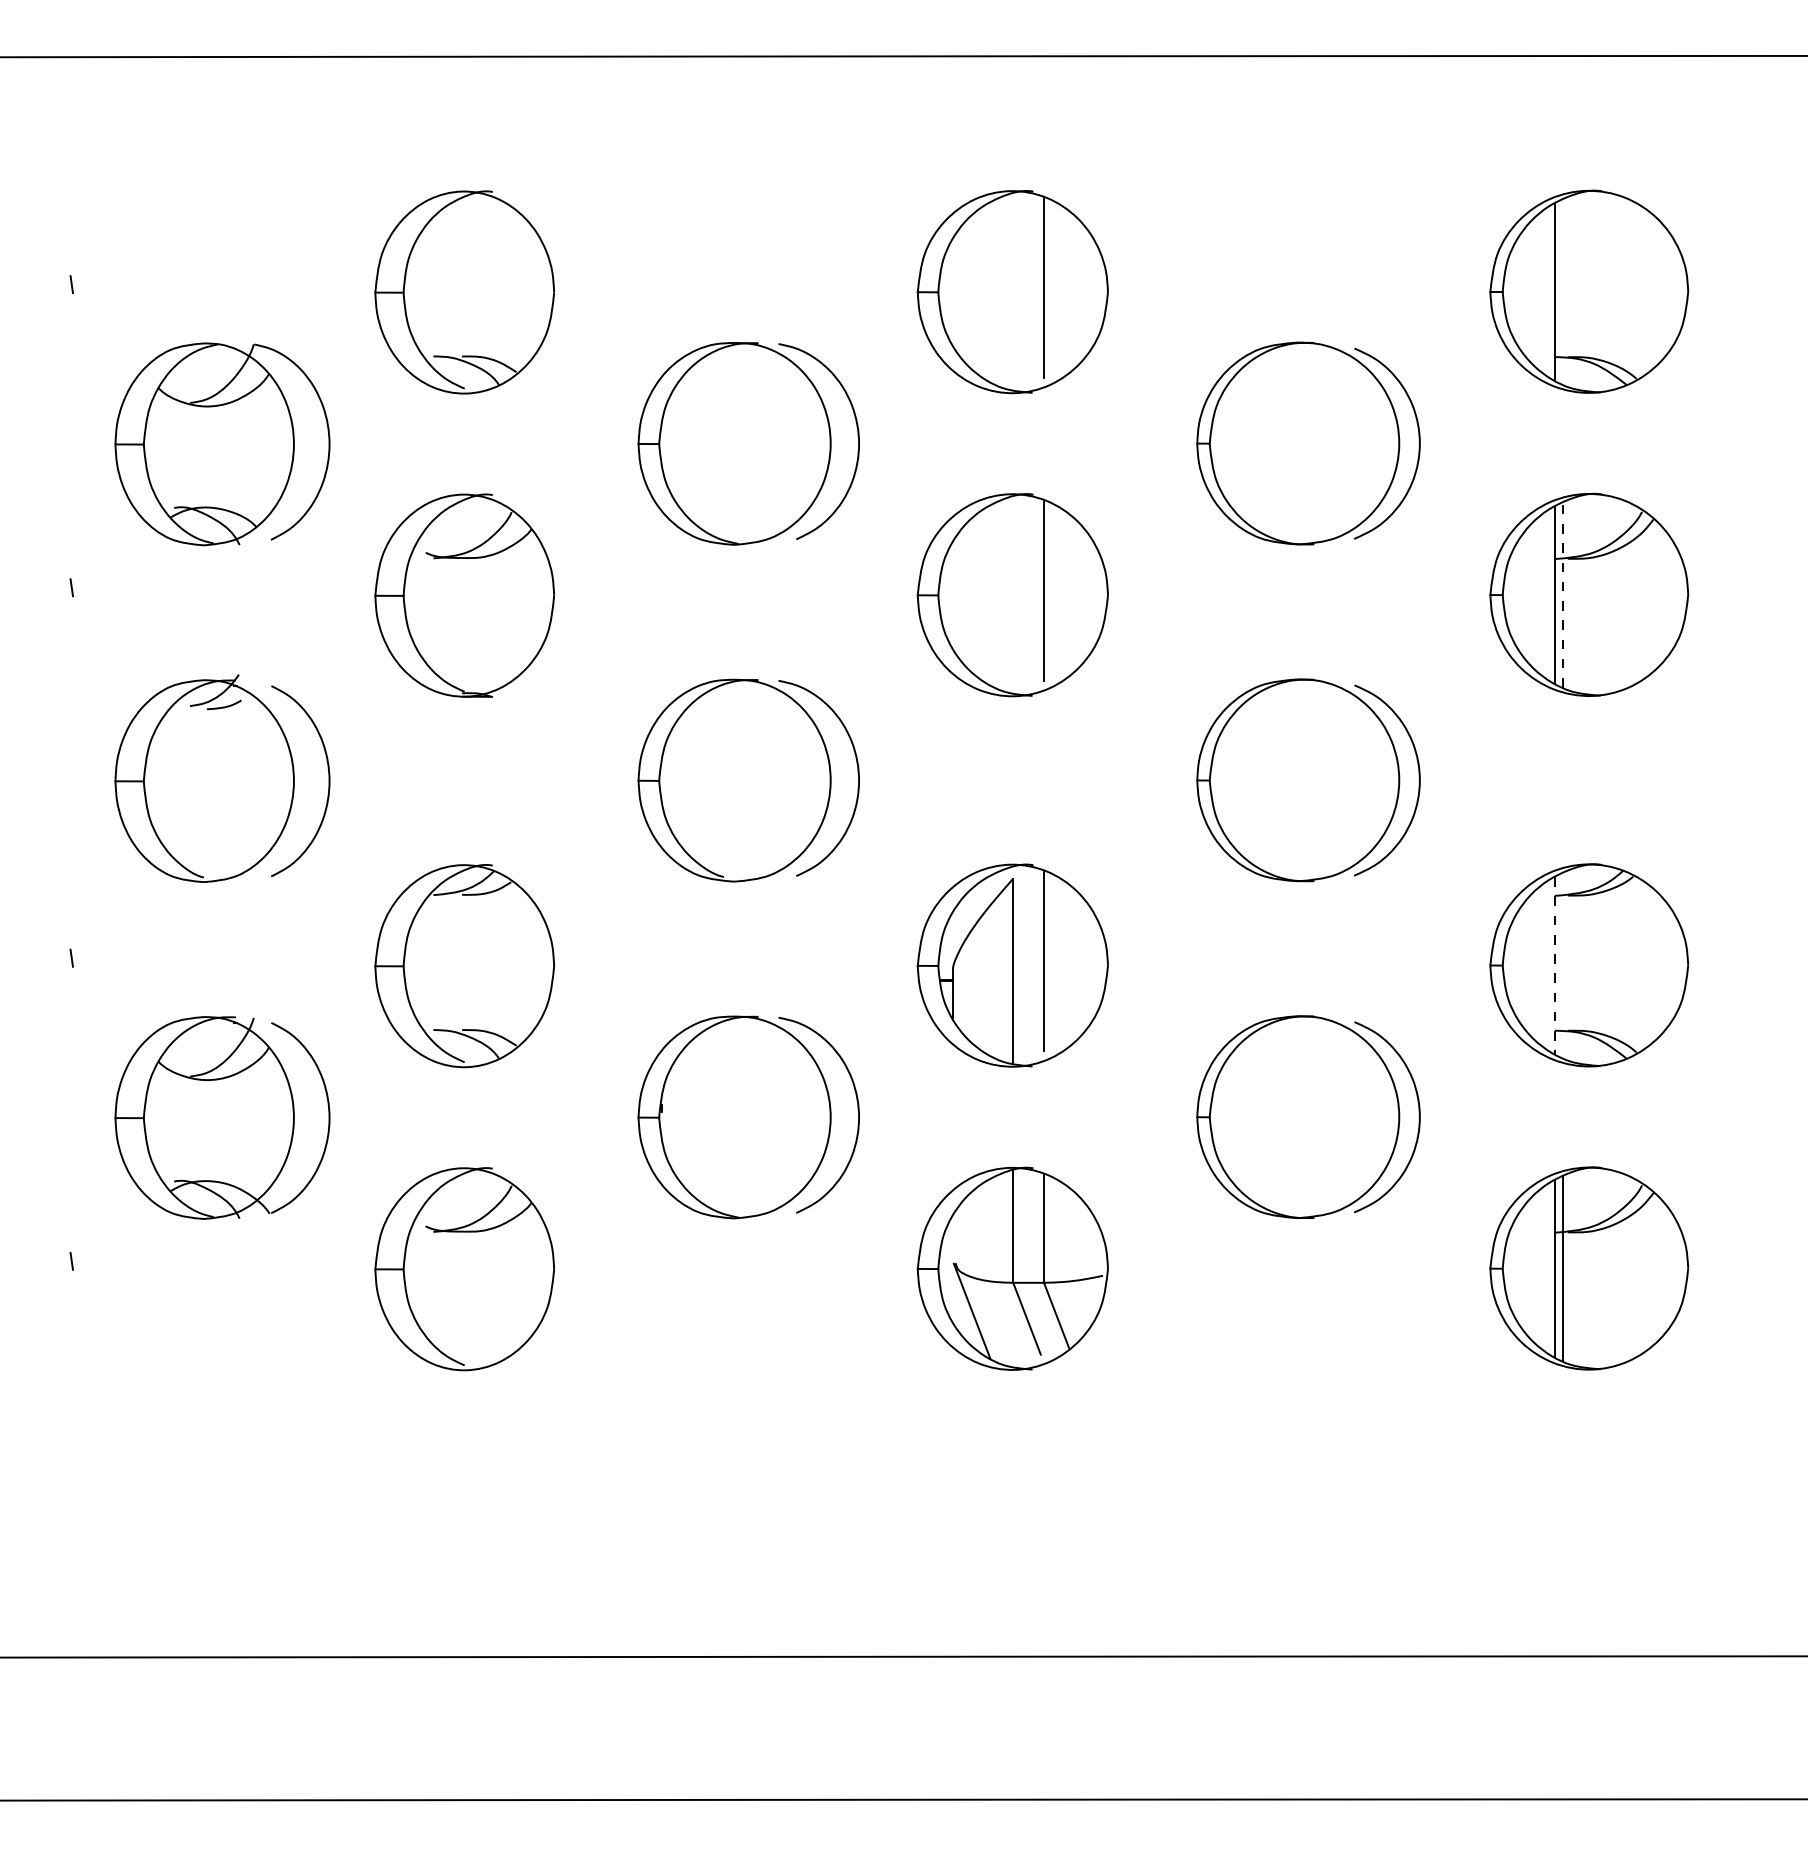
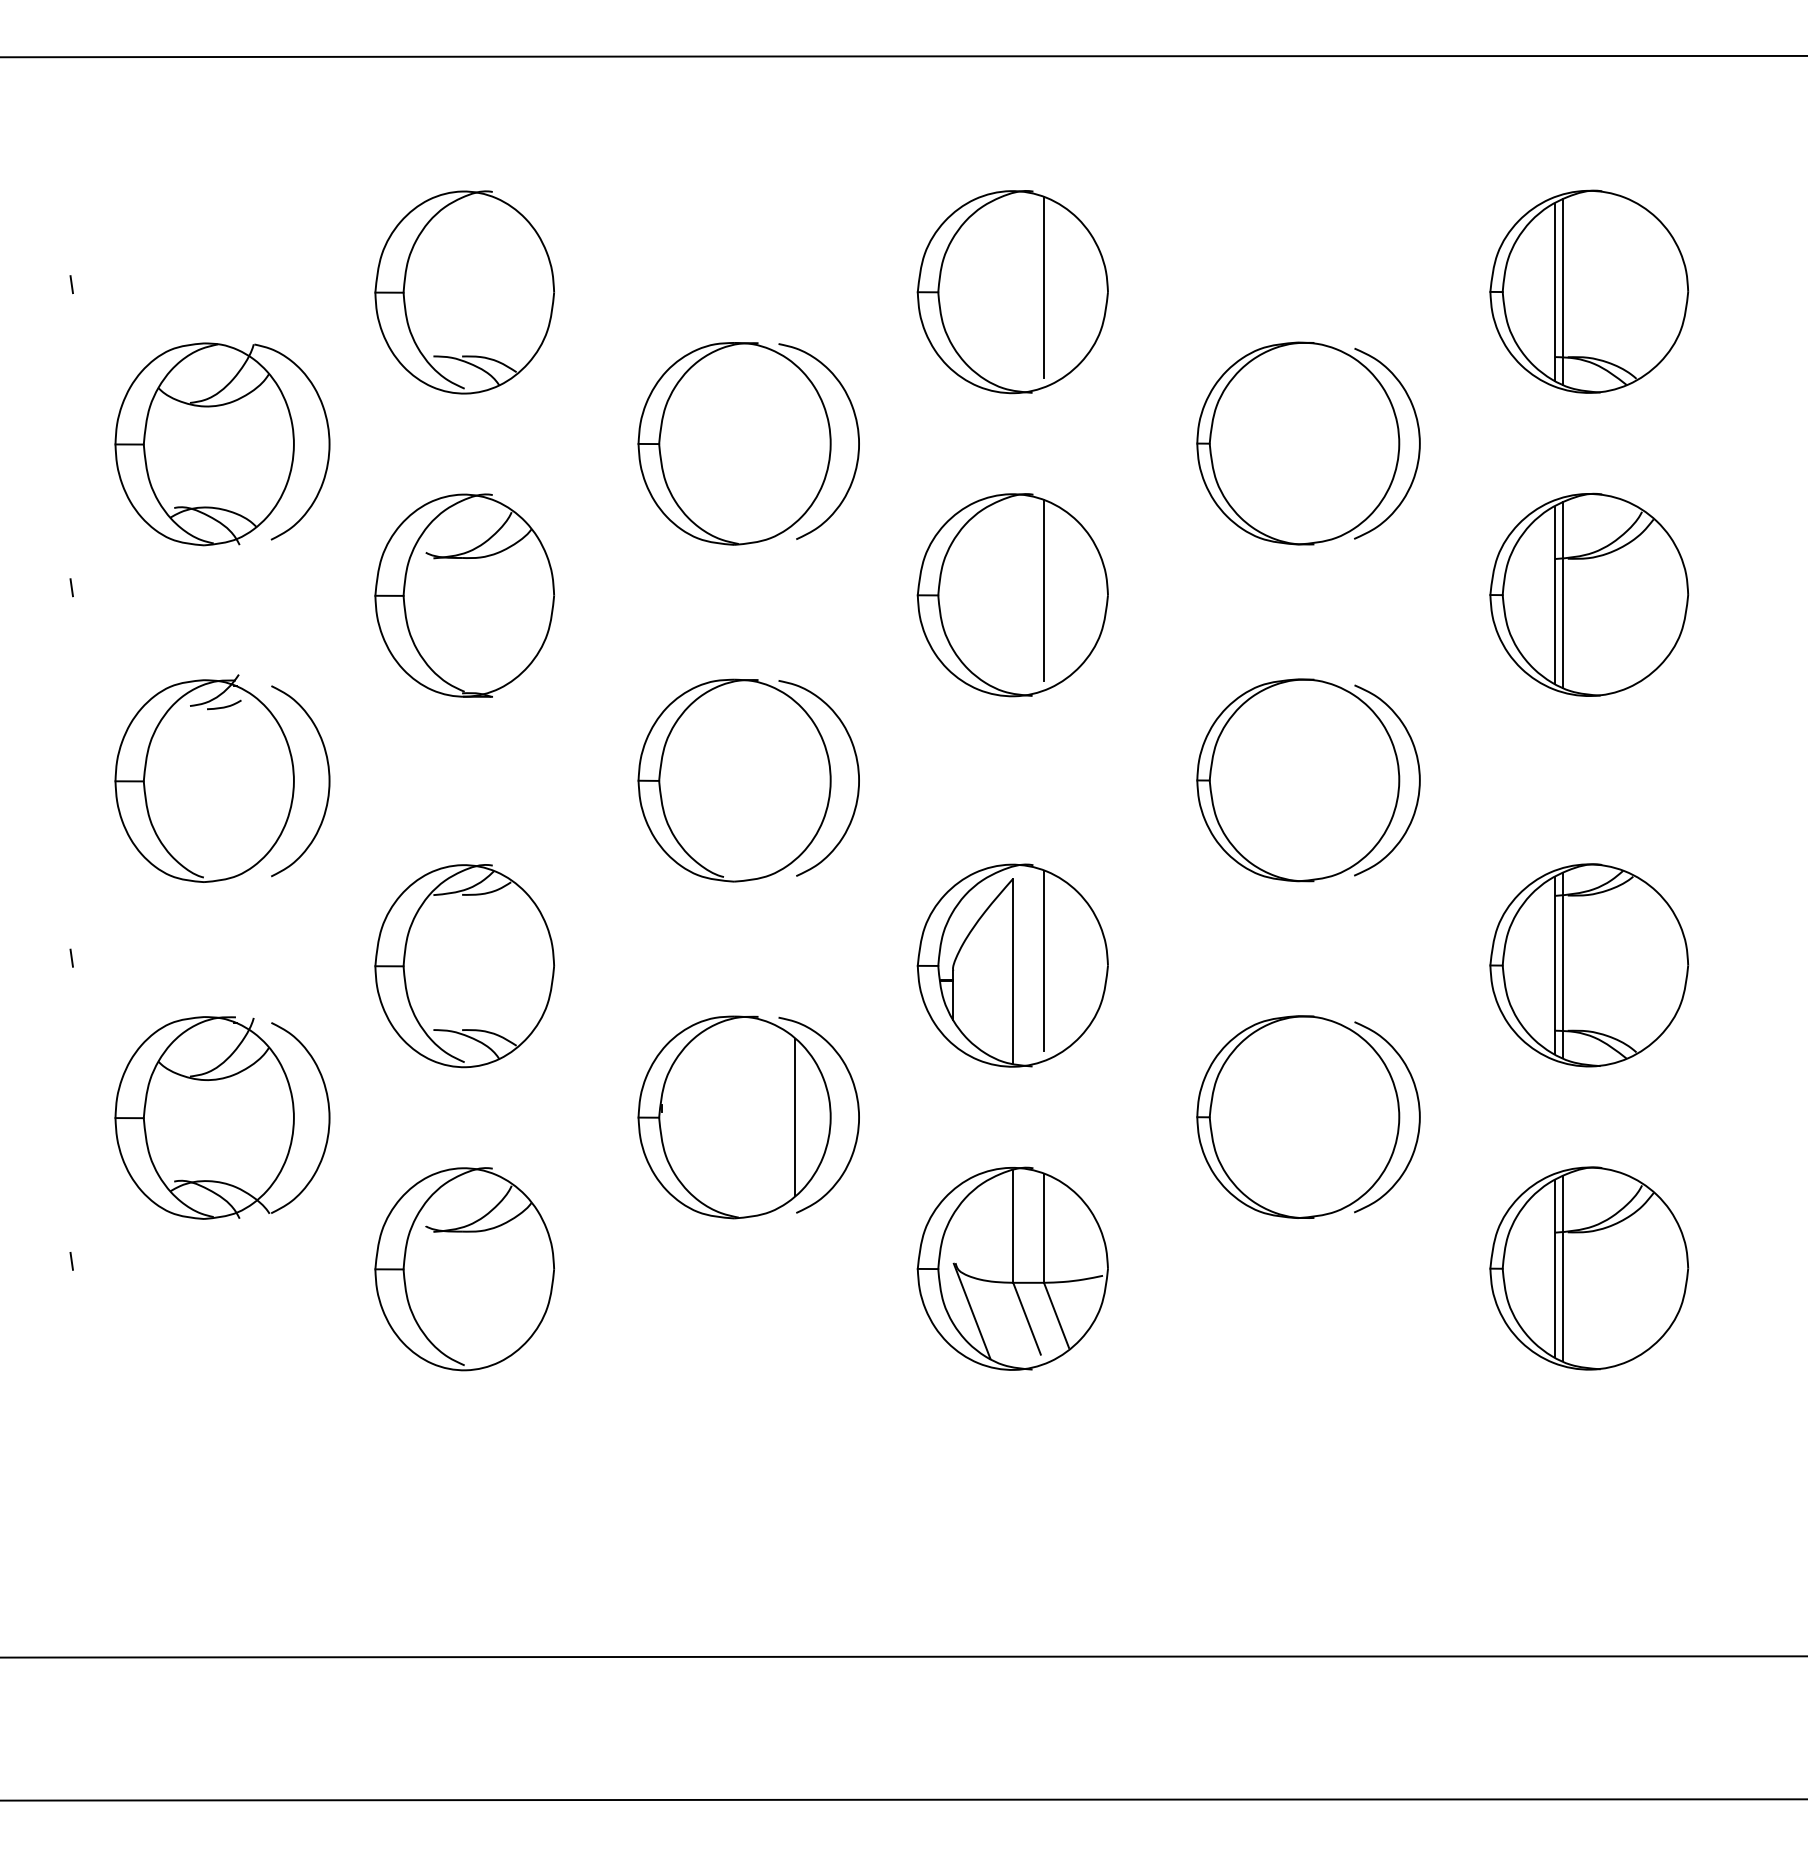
line: none -> present (1563, 291)
line: dashed -> solid (1563, 595)
line: dashed -> solid (1554, 965)
line: none -> present (1563, 965)
line: none -> present (795, 1117)
